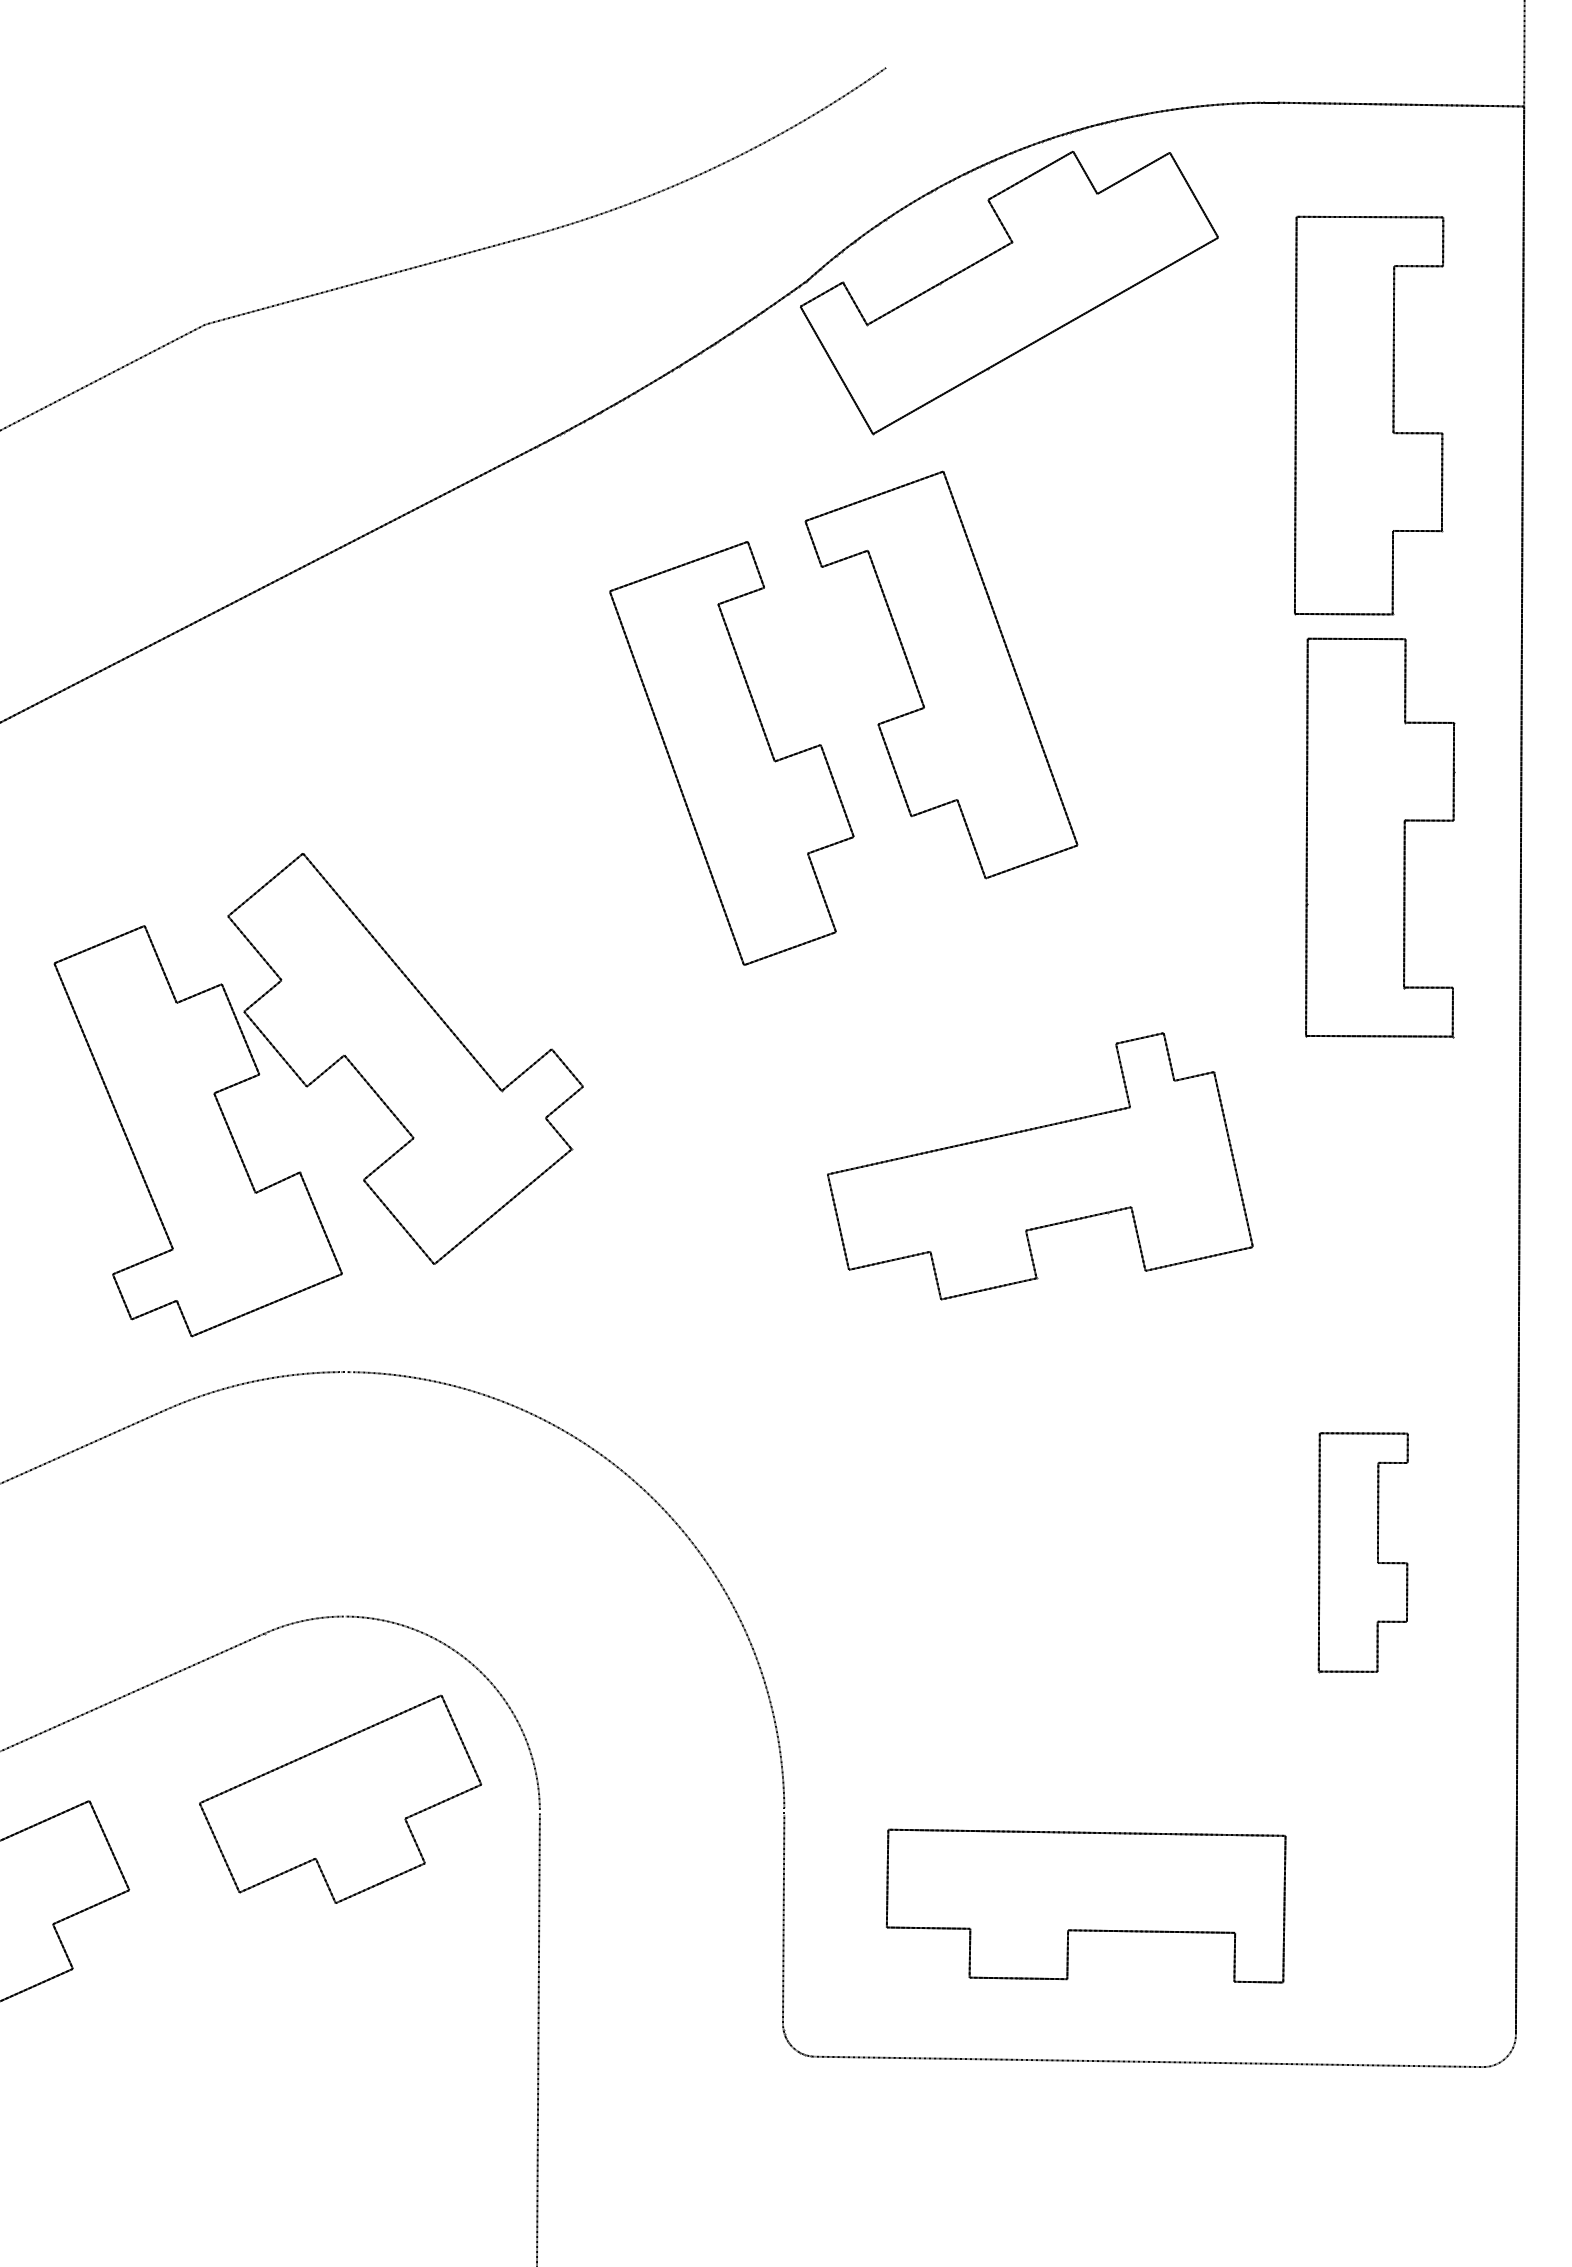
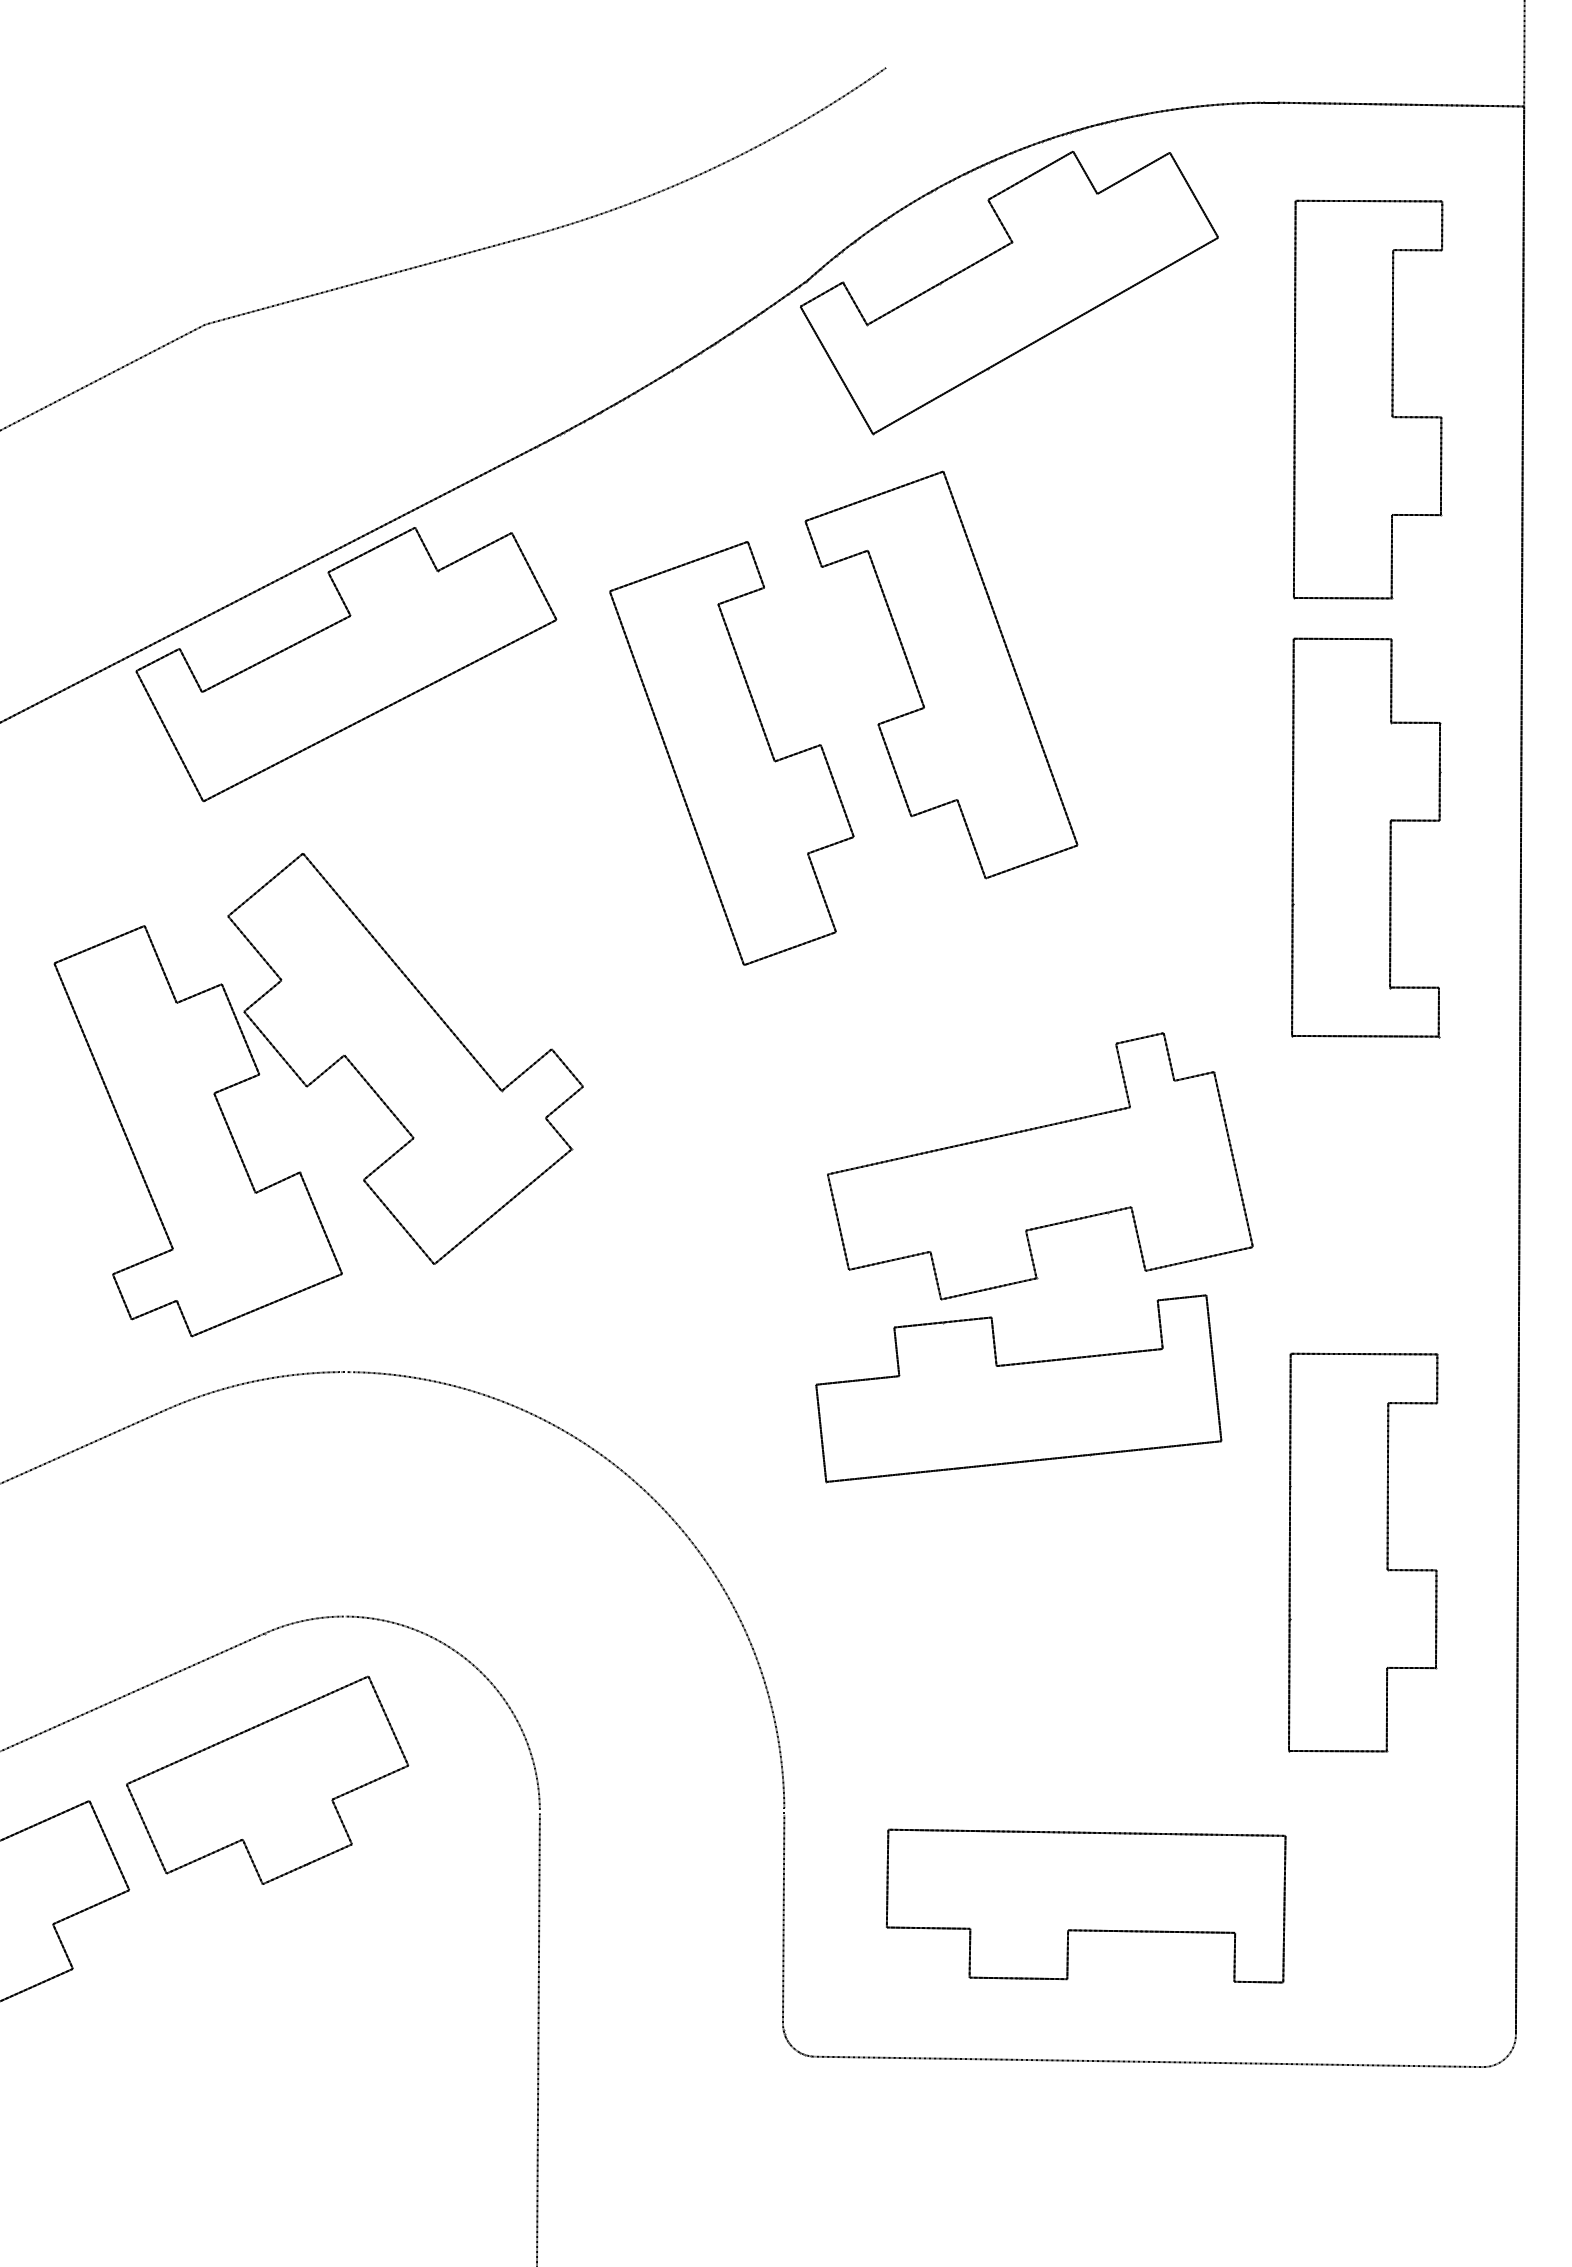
part position: (1369, 415) -> (1368, 399) (1368, 399)
part: none -> present (346, 664)
part position: (1380, 837) -> (1366, 837) (1366, 837)
part: none -> present (1018, 1388)
part size: 92x242 px -> 151x401 px (1363, 1552)
part position: (340, 1798) -> (267, 1779) (267, 1779)
